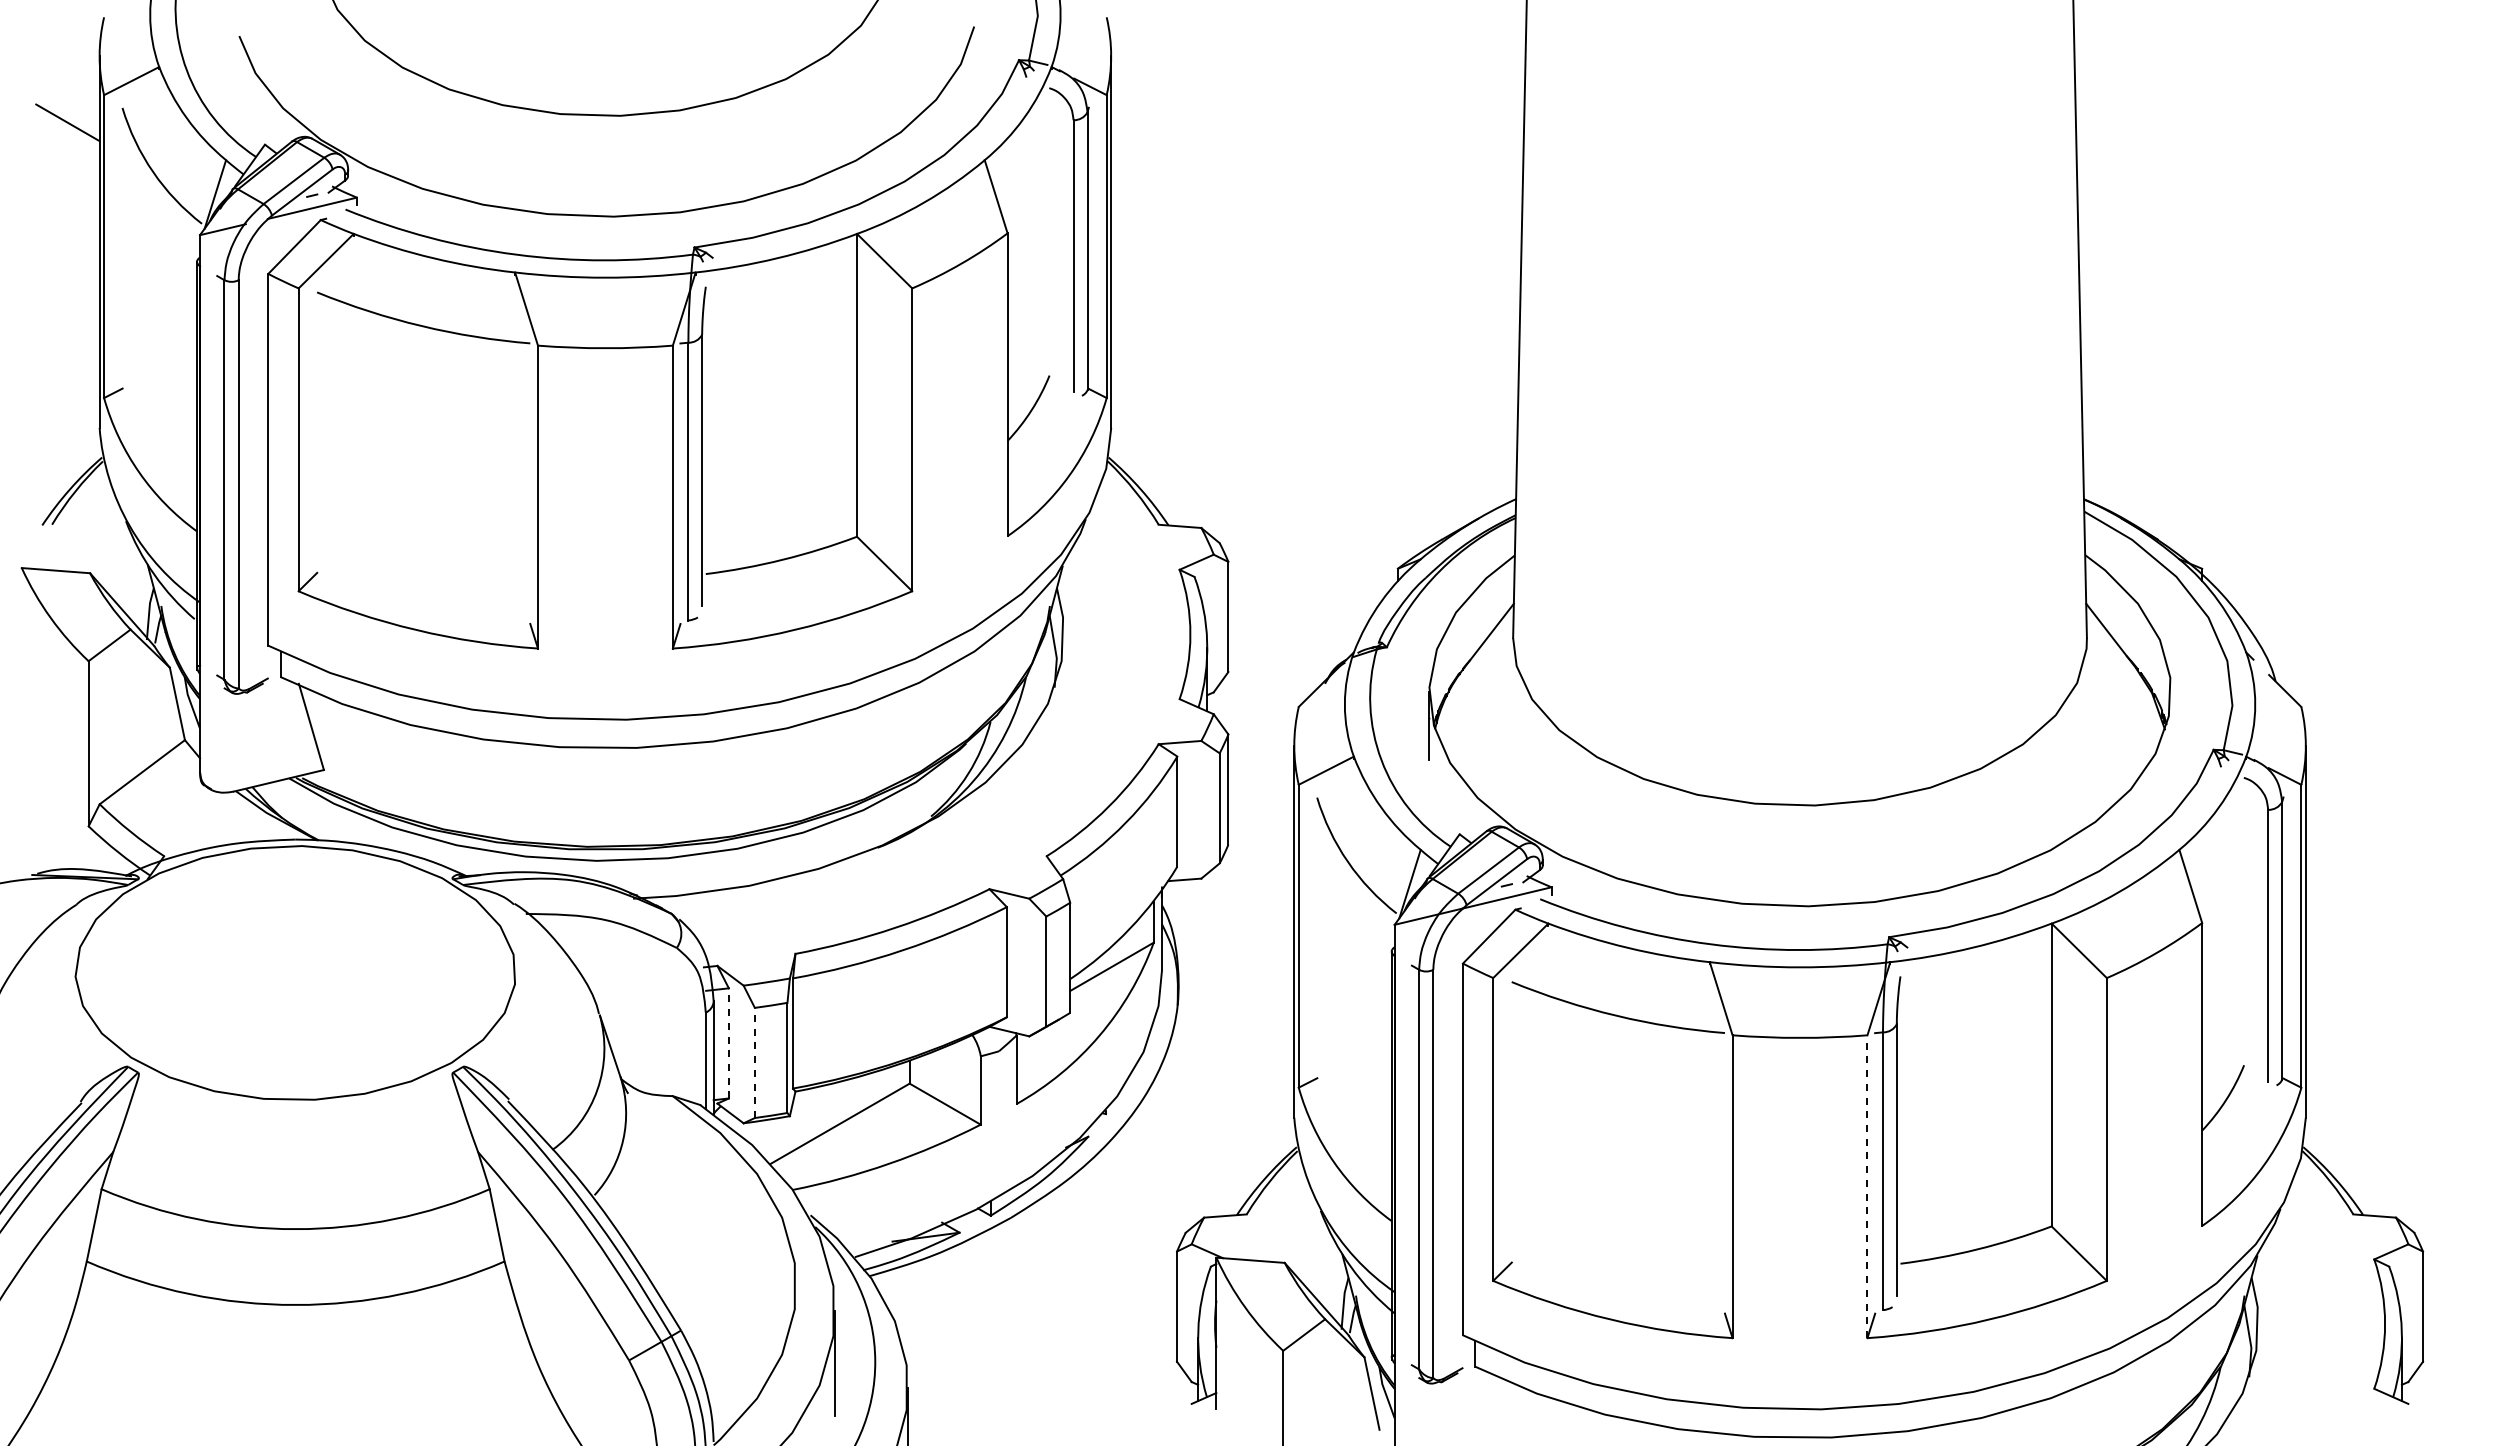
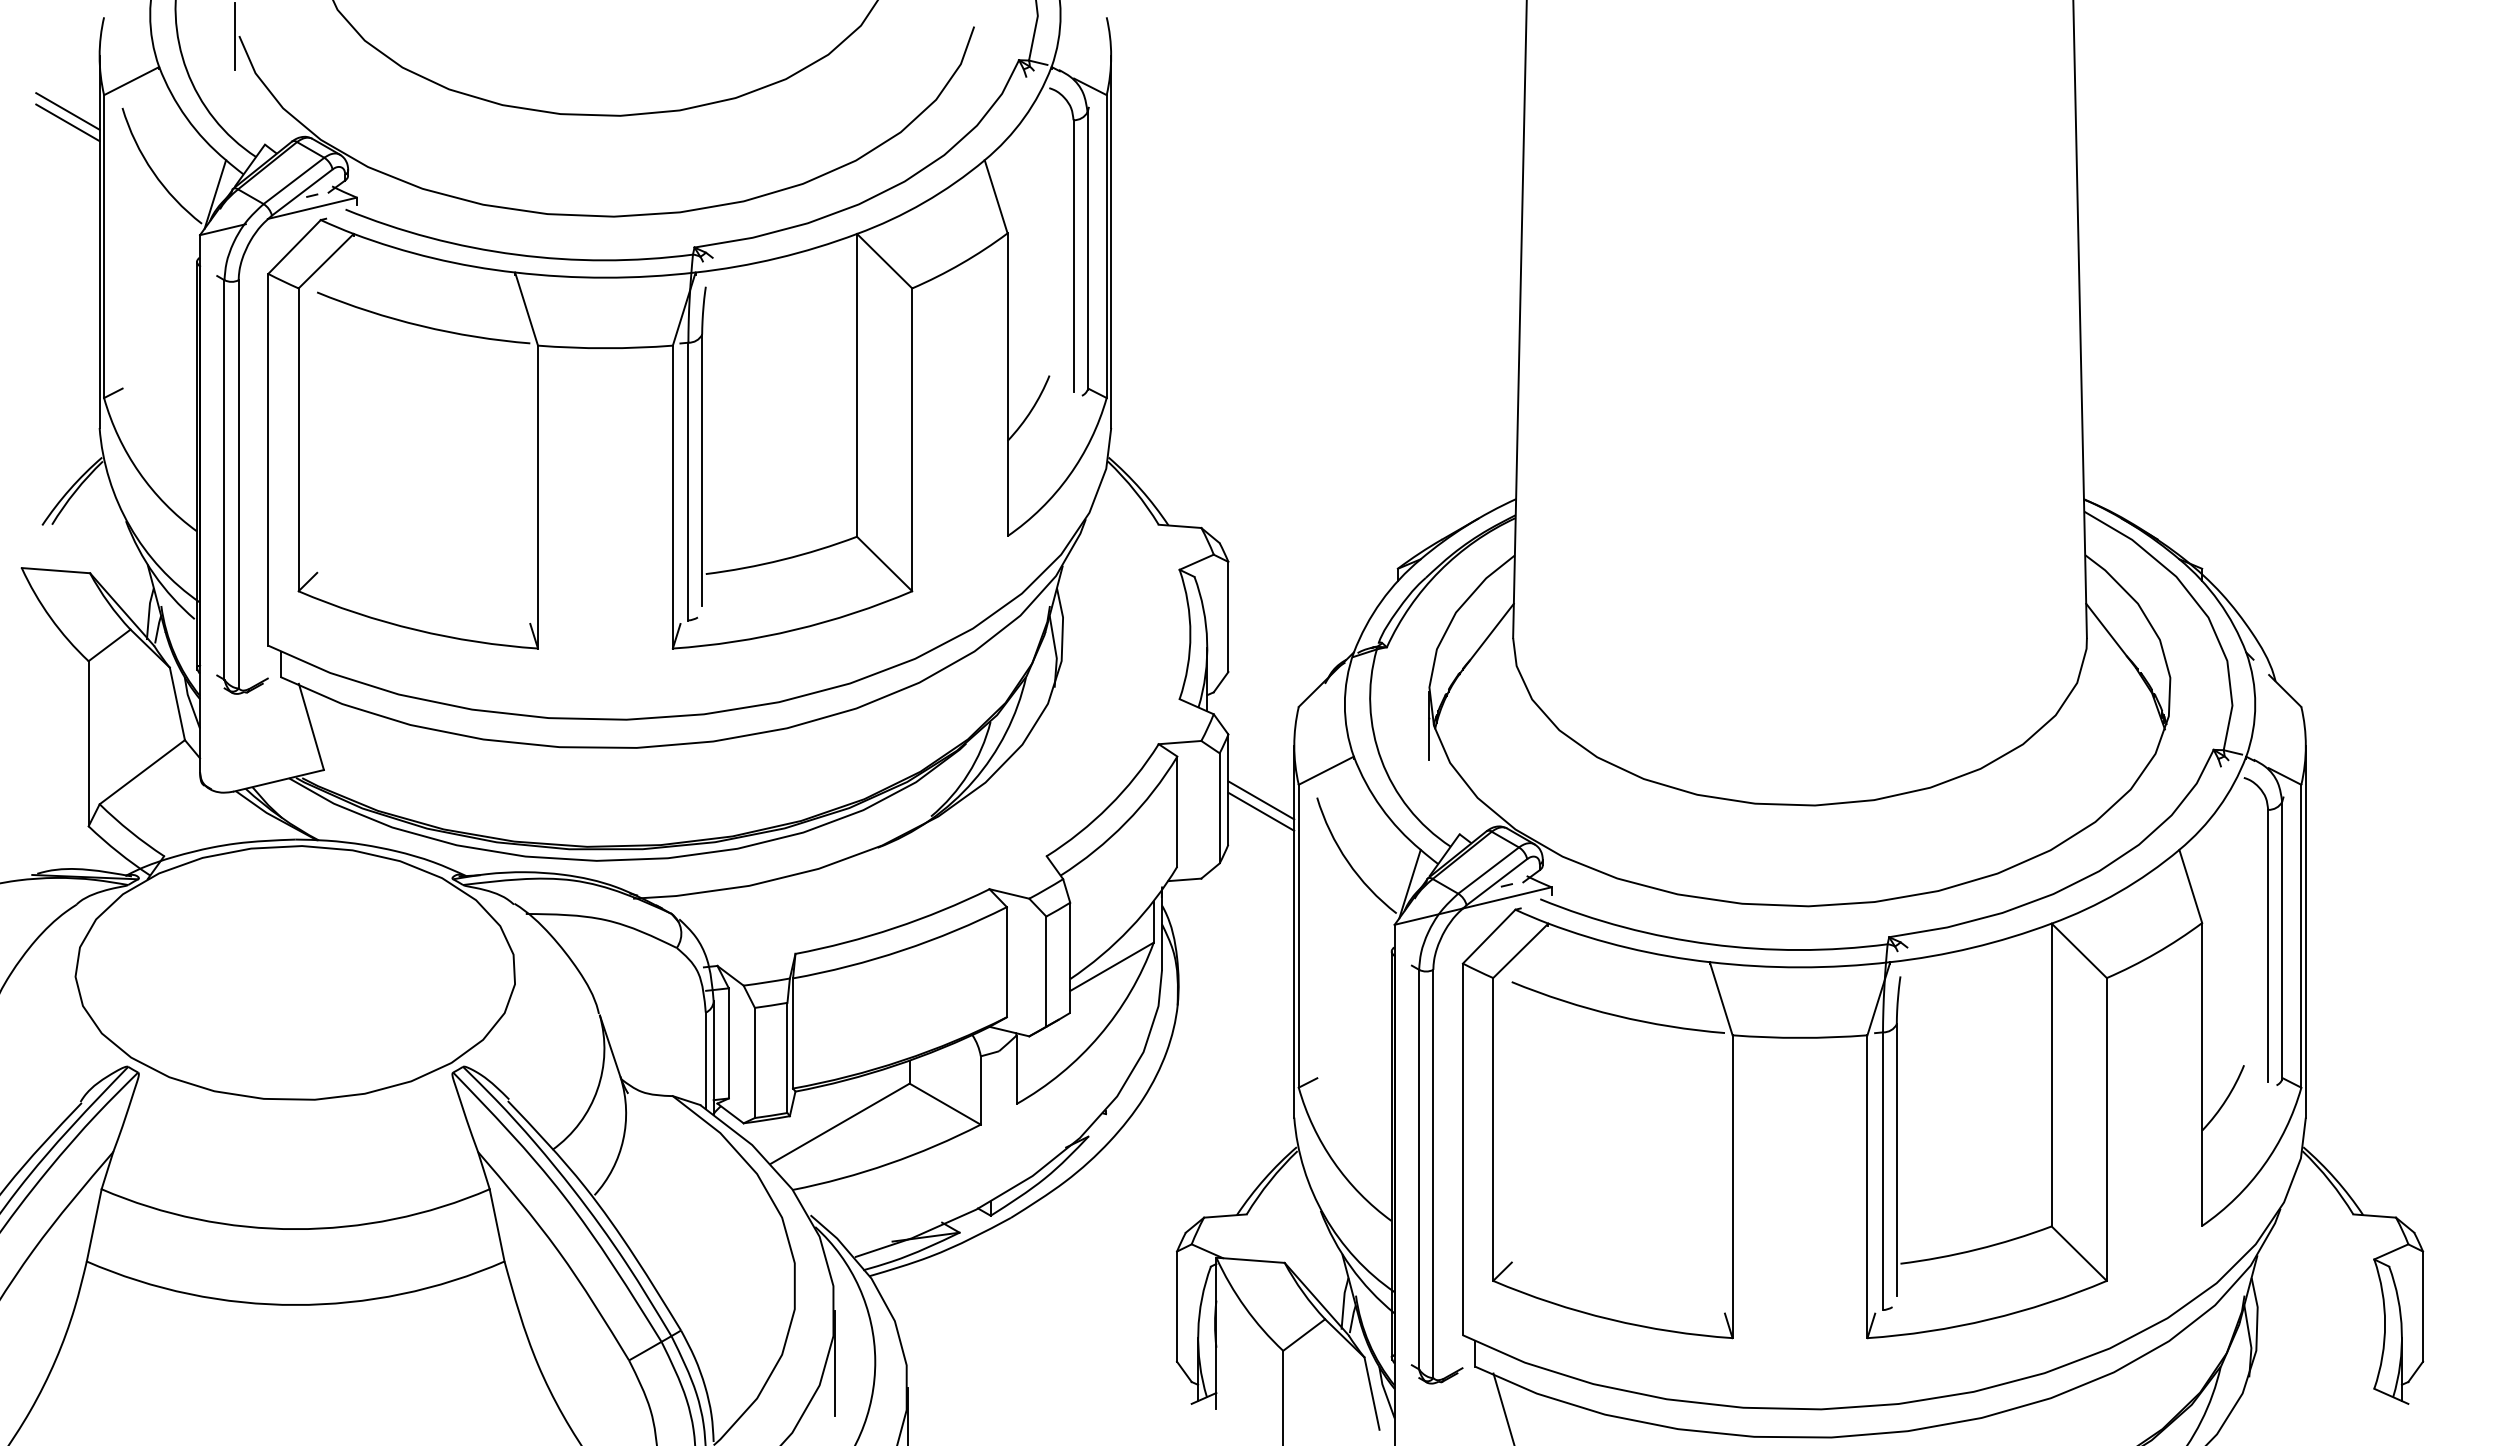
line: none -> present (234, 36)
line: none -> present (67, 111)
line: none -> present (1261, 800)
line: none -> present (1261, 811)
line: dashed -> solid (728, 1042)
line: dashed -> solid (754, 1062)
line: dashed -> solid (1867, 1186)
line: none -> present (1503, 1407)
